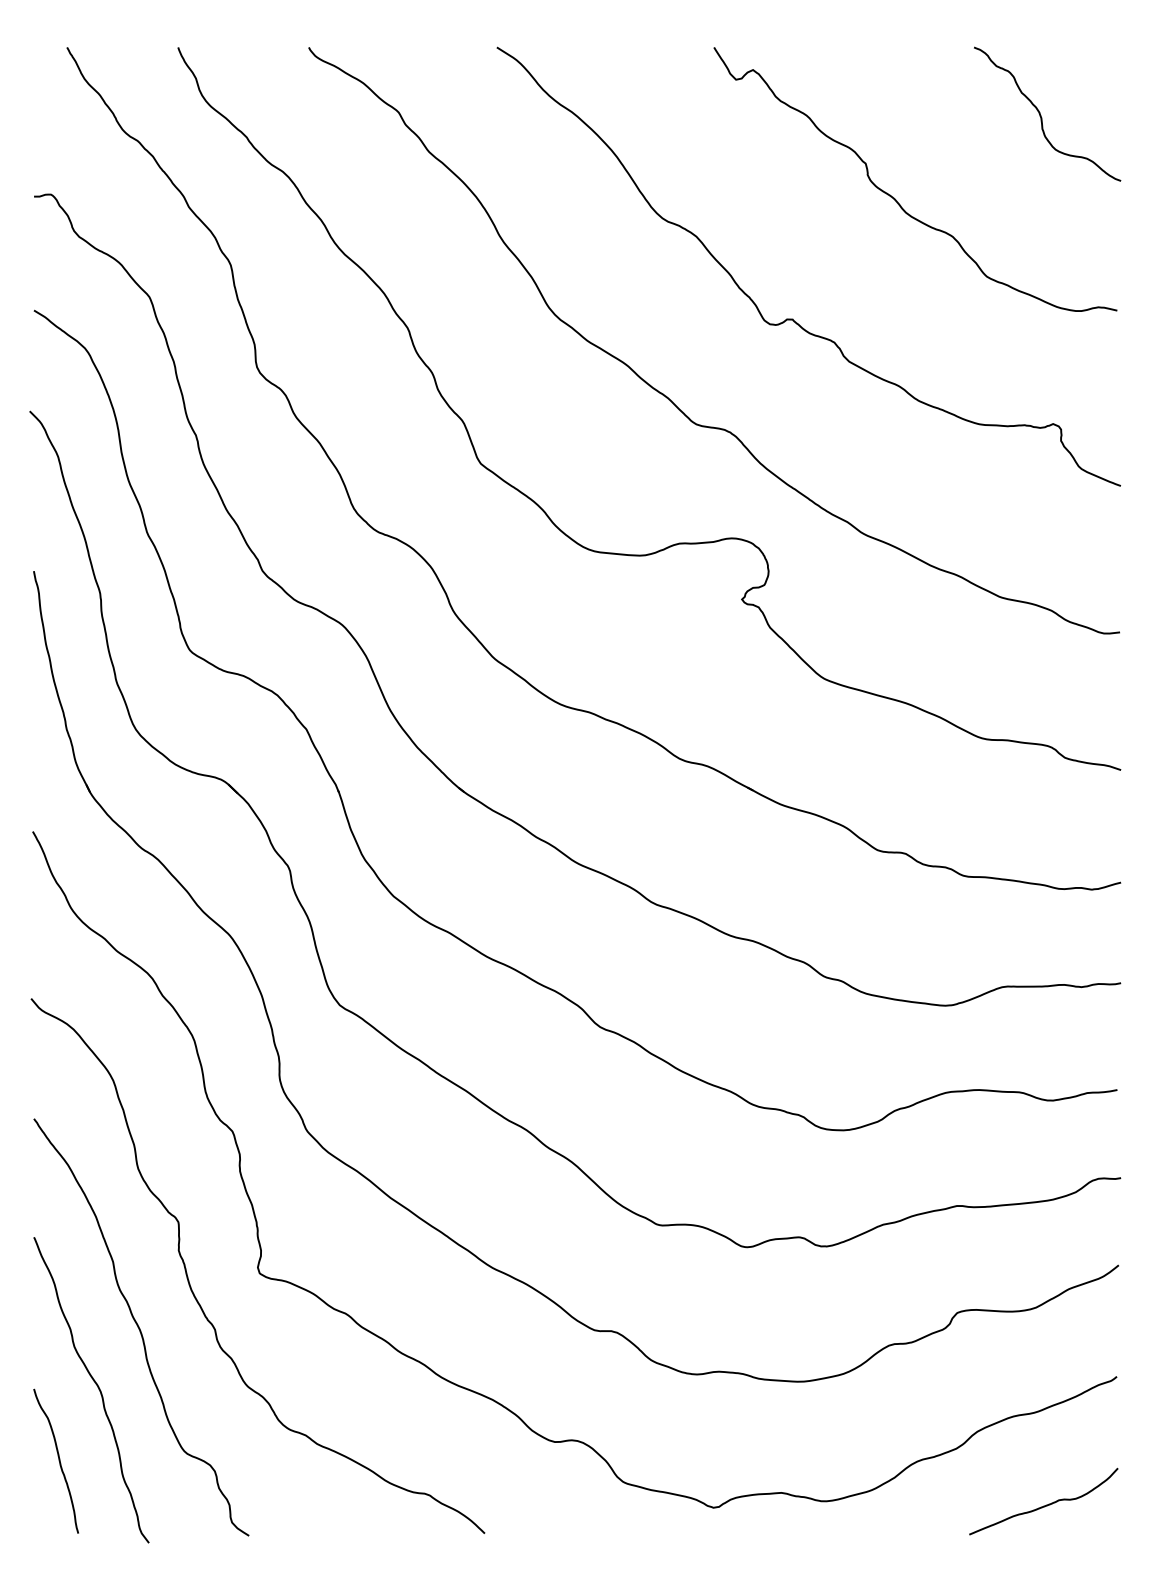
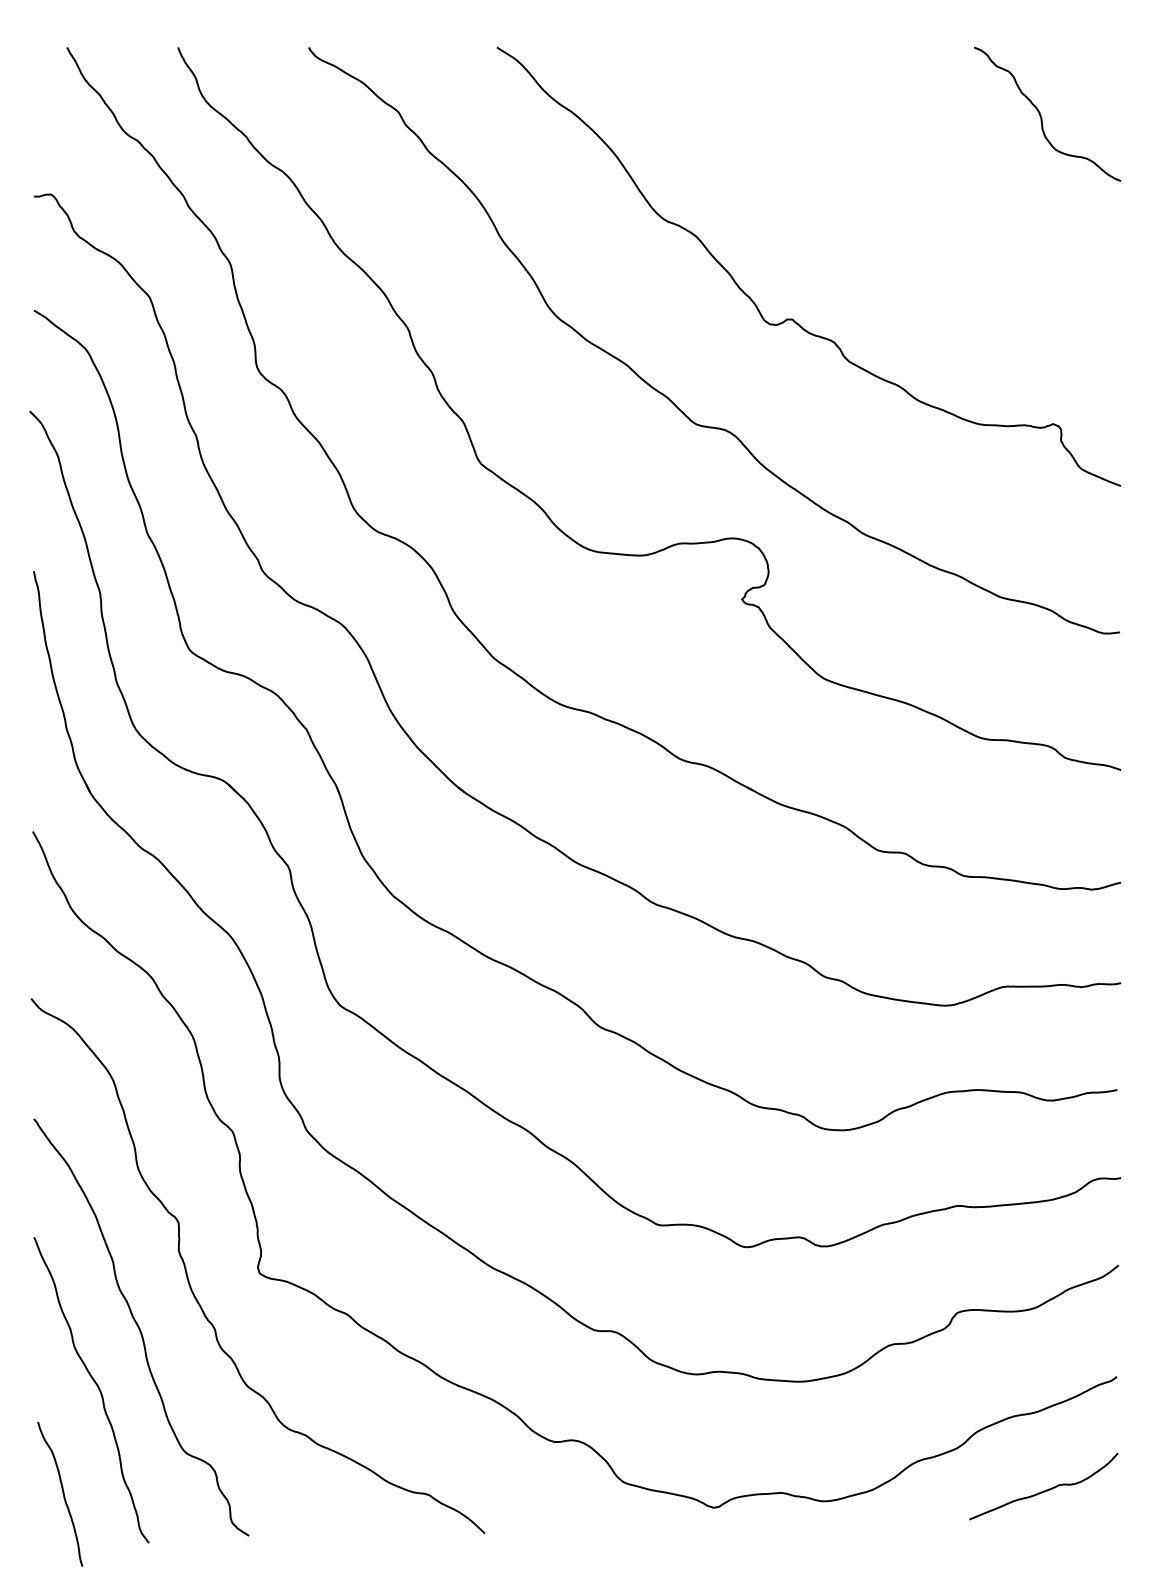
curve: present -> none (895, 198)
curve position: (58, 1460) -> (62, 1493) (62, 1493)
curve position: (1043, 1505) -> (1043, 1490) (1043, 1490)
